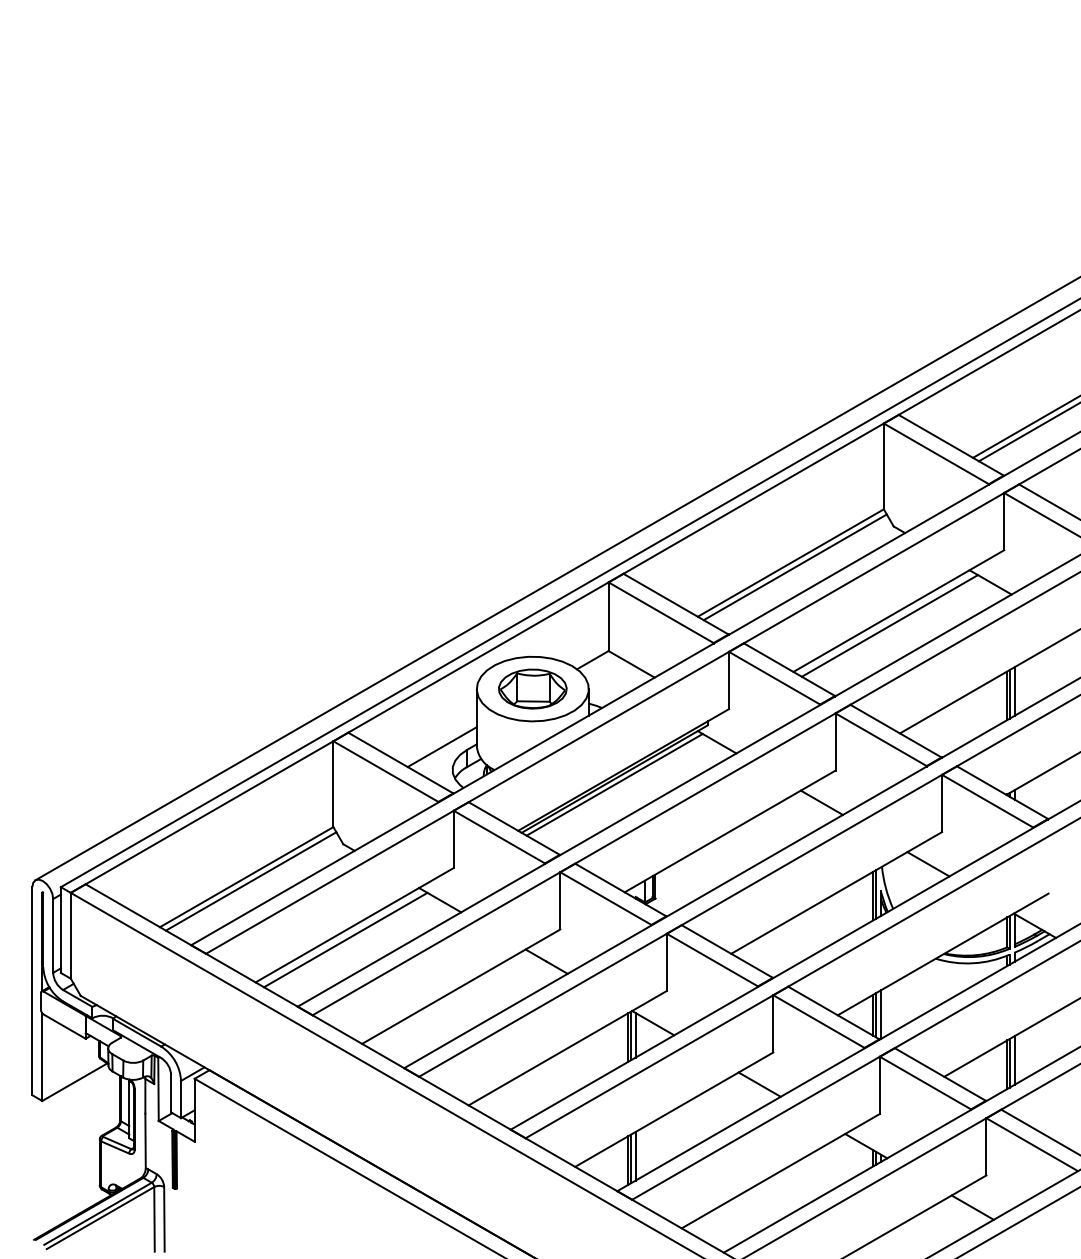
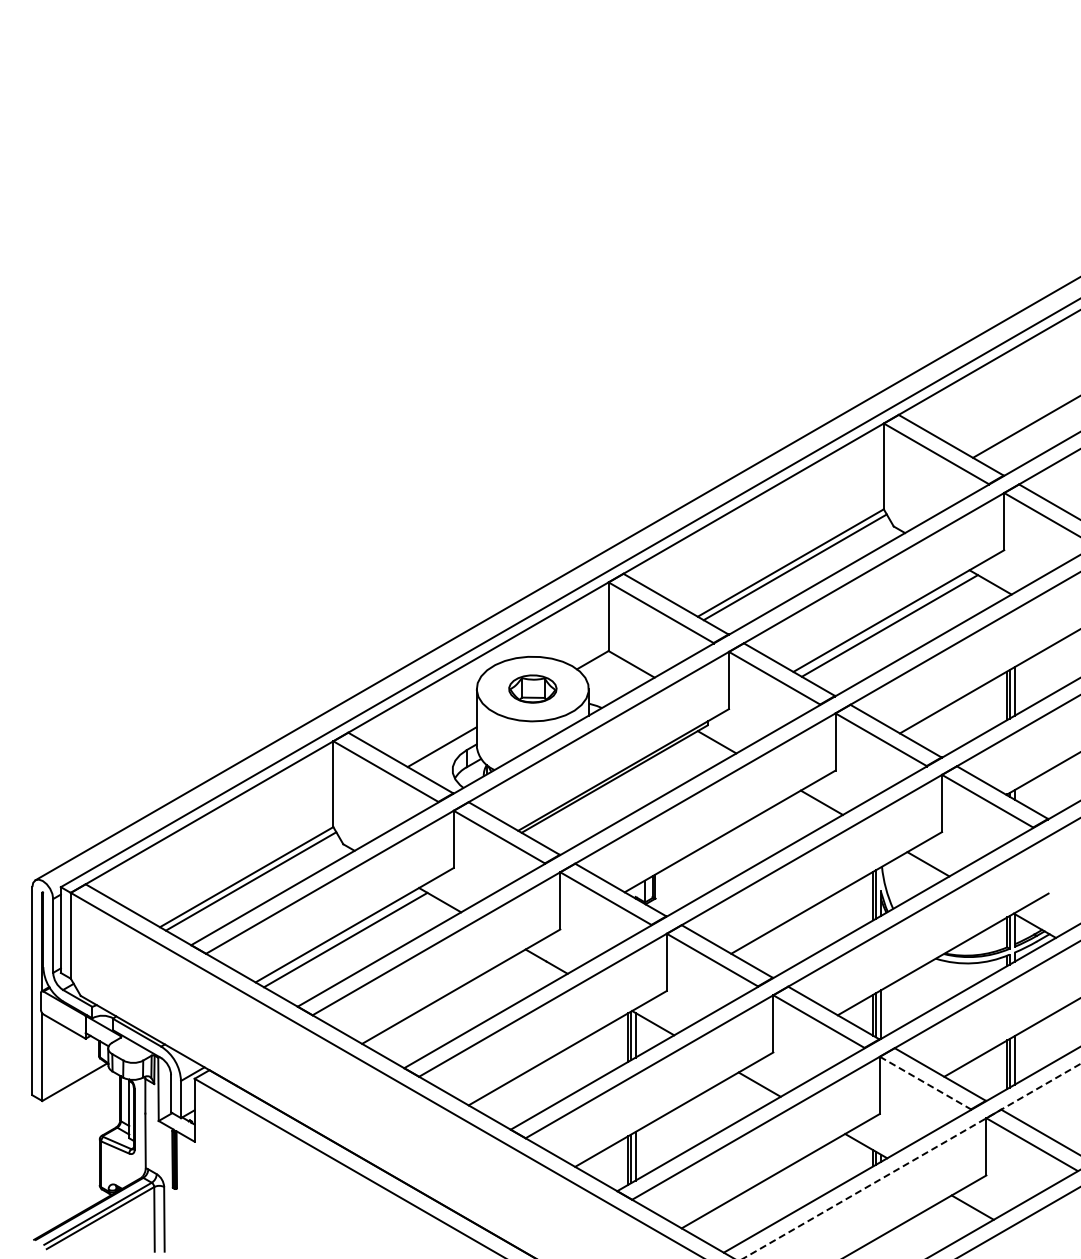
line: present -> none (1027, 432)
part size: 70x42 px -> 50x30 px (532, 688)
line: present -> none (614, 784)
line: solid -> dashed (925, 1083)
line: solid -> dashed (911, 1161)
